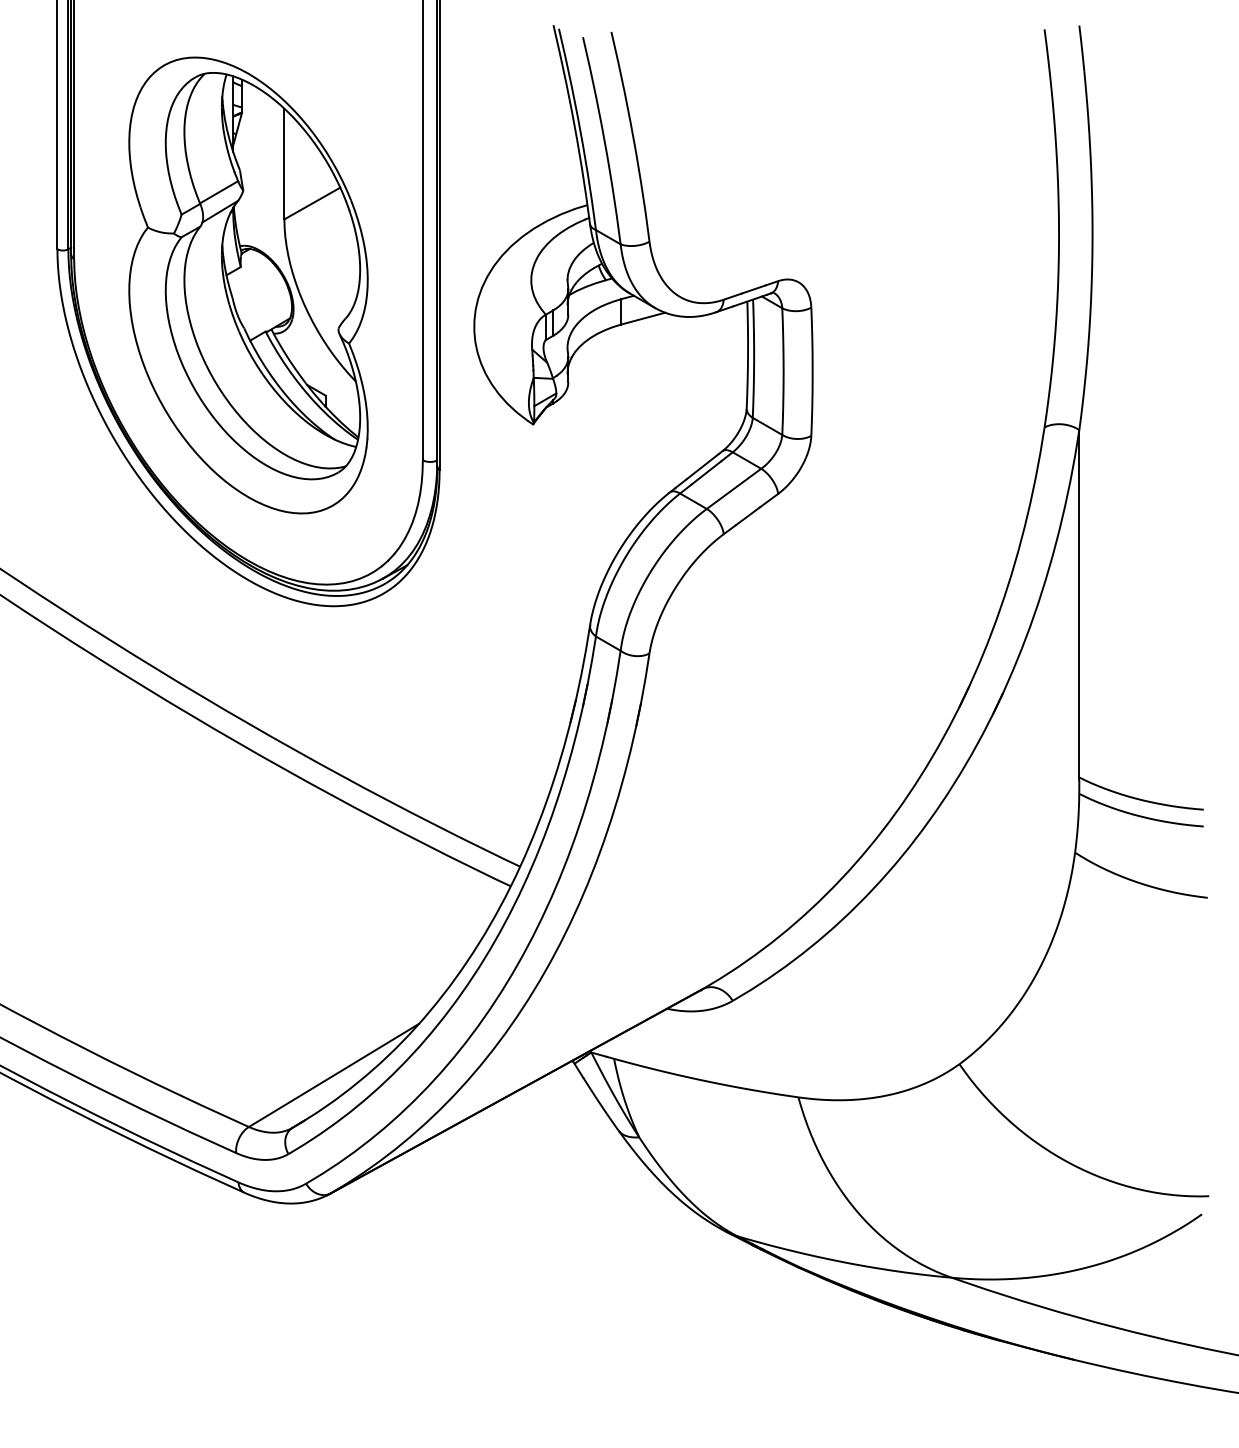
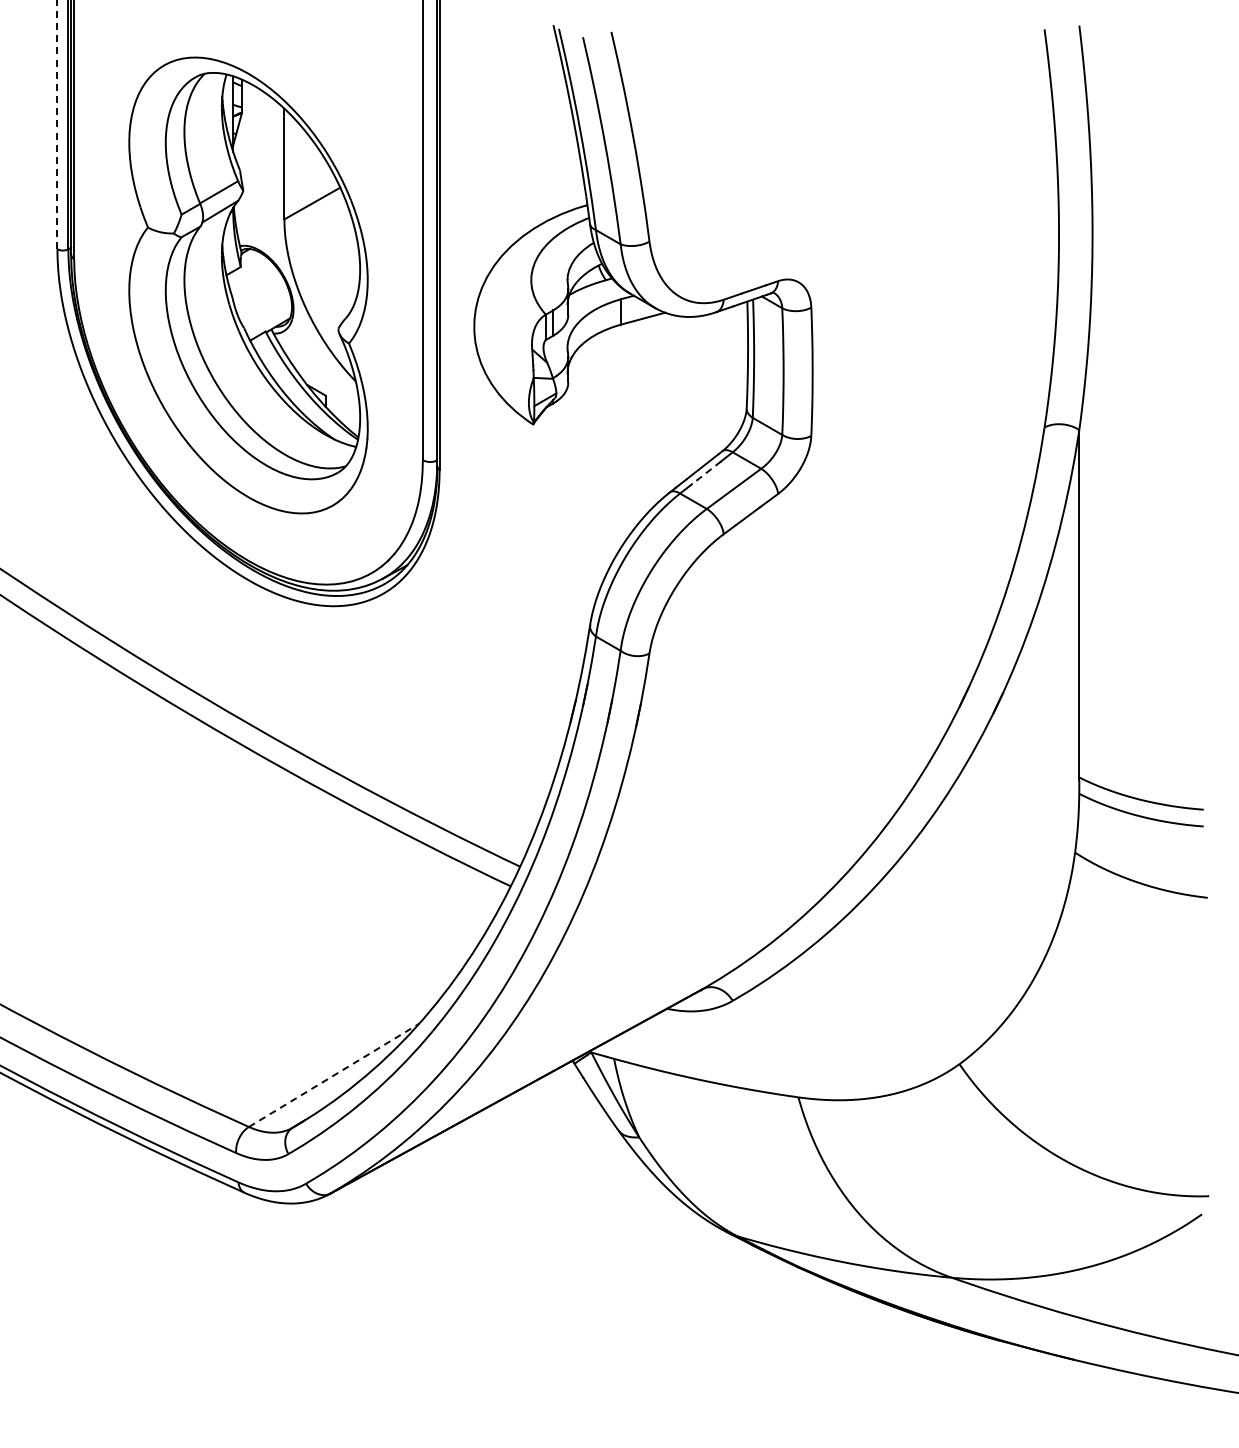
line: solid -> dashed (57, 124)
line: solid -> dashed (706, 472)
line: solid -> dashed (334, 1075)
